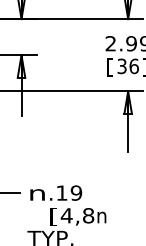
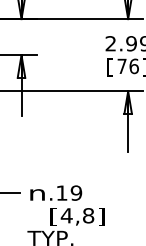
text: 36 -> 76 (121, 66)
text: n -> ] (101, 216)
